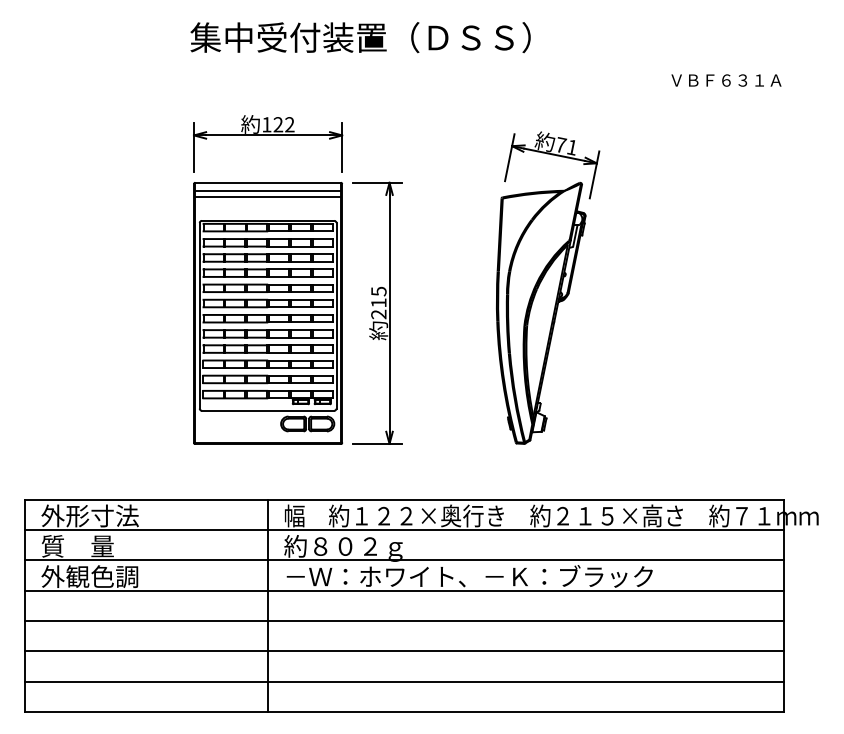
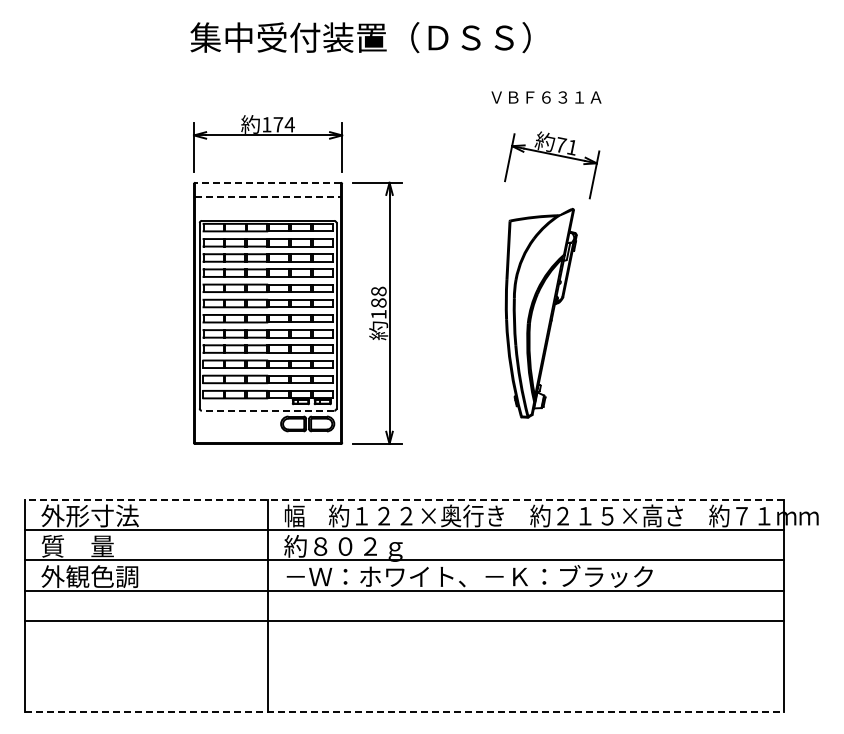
text position: (726, 80) -> (546, 97) (546, 97)
text: 122 -> 174 (283, 124)
line: solid -> dashed (268, 182)
line: present -> none (267, 190)
line: solid -> dashed (268, 197)
text: 215 -> 188 (378, 302)
part size: 91x264 px -> 74x211 px (540, 313)
line: solid -> dashed (267, 410)
line: solid -> dashed (404, 499)
line: present -> none (404, 651)
line: present -> none (404, 681)
line: solid -> dashed (404, 712)
